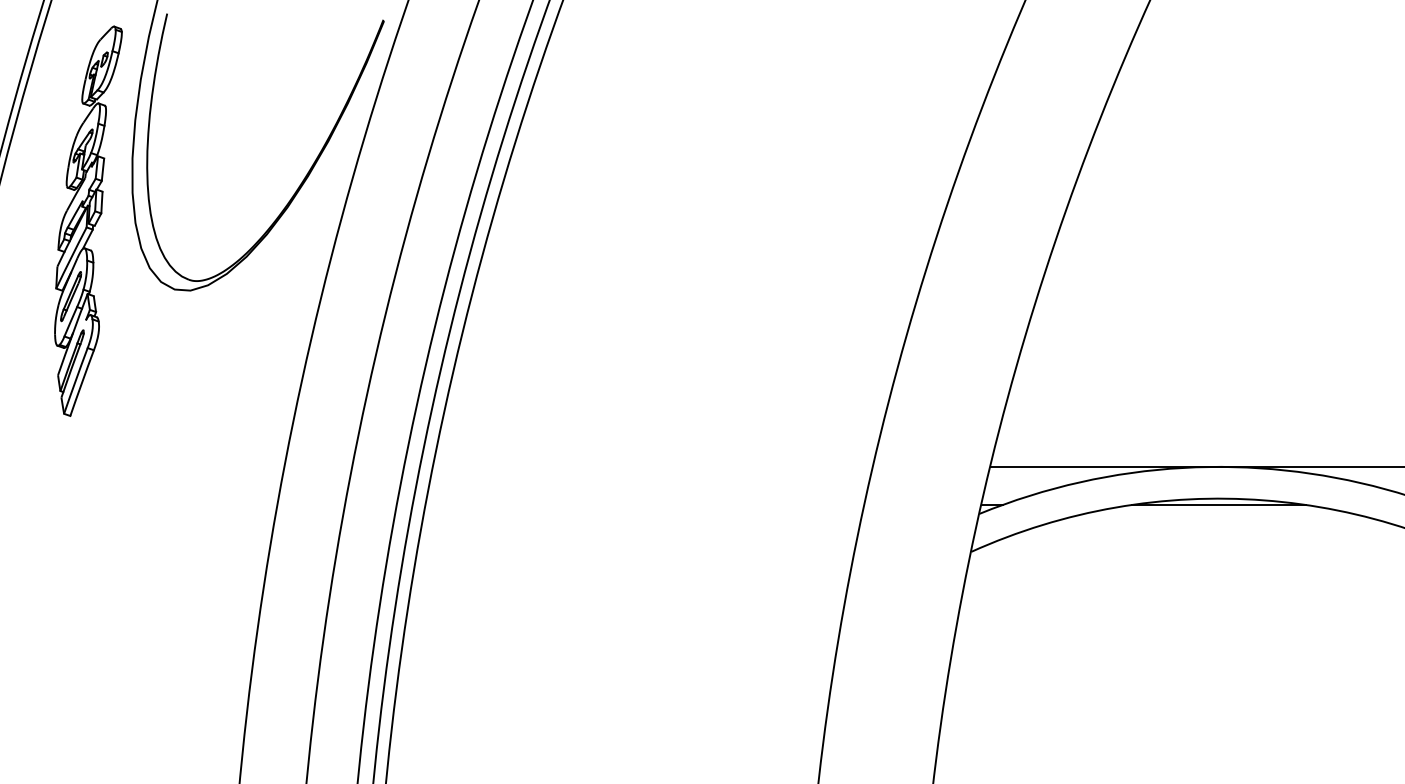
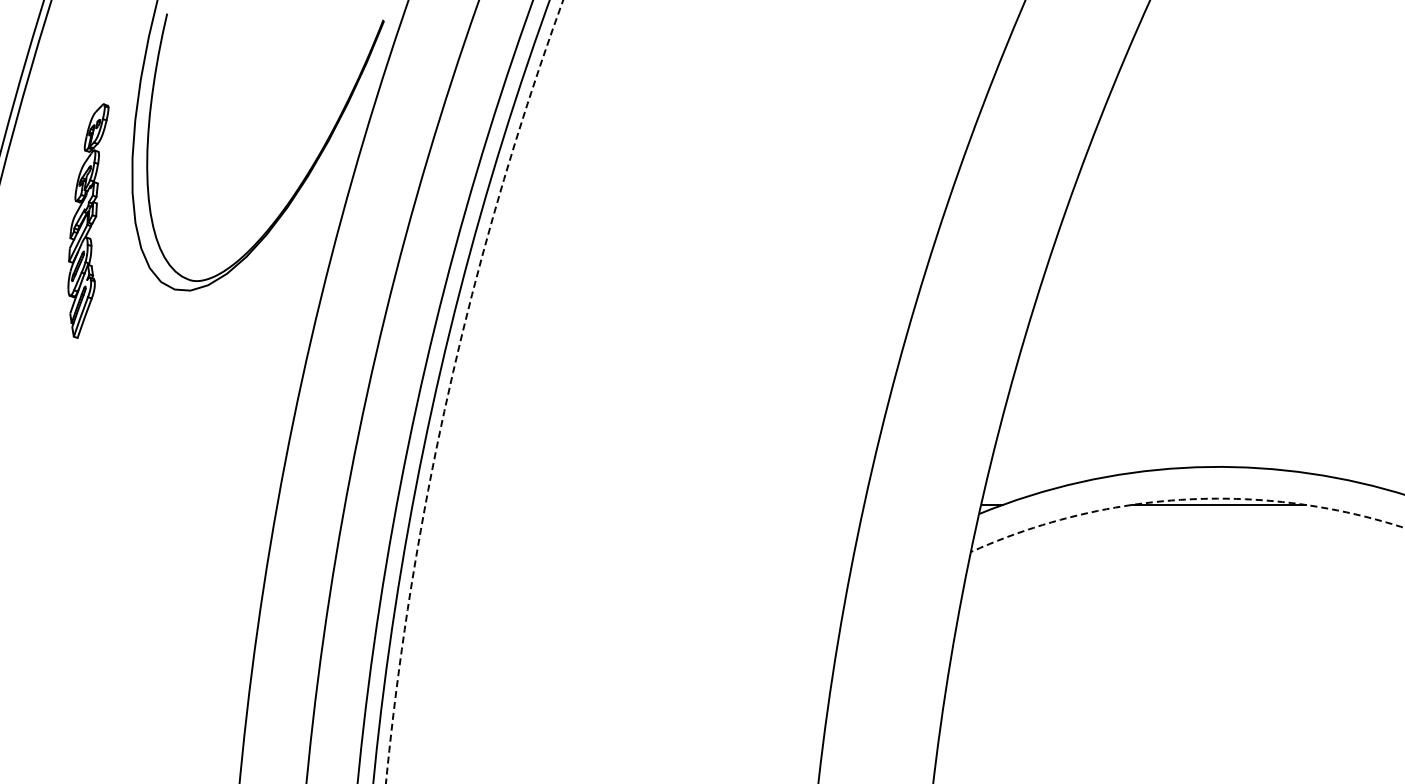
part size: 69x392 px -> 43x236 px (88, 220)
circle: solid -> dashed (474, 391)
line: present -> none (1195, 466)
arc: solid -> dashed (1185, 499)
